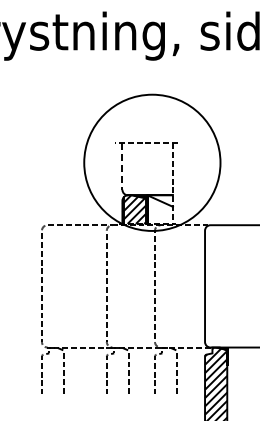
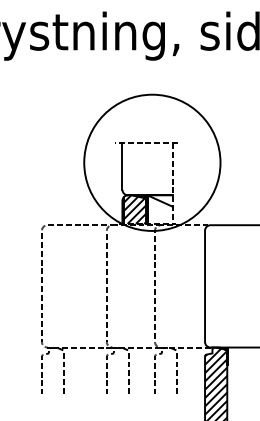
line: dashed -> solid (122, 167)
